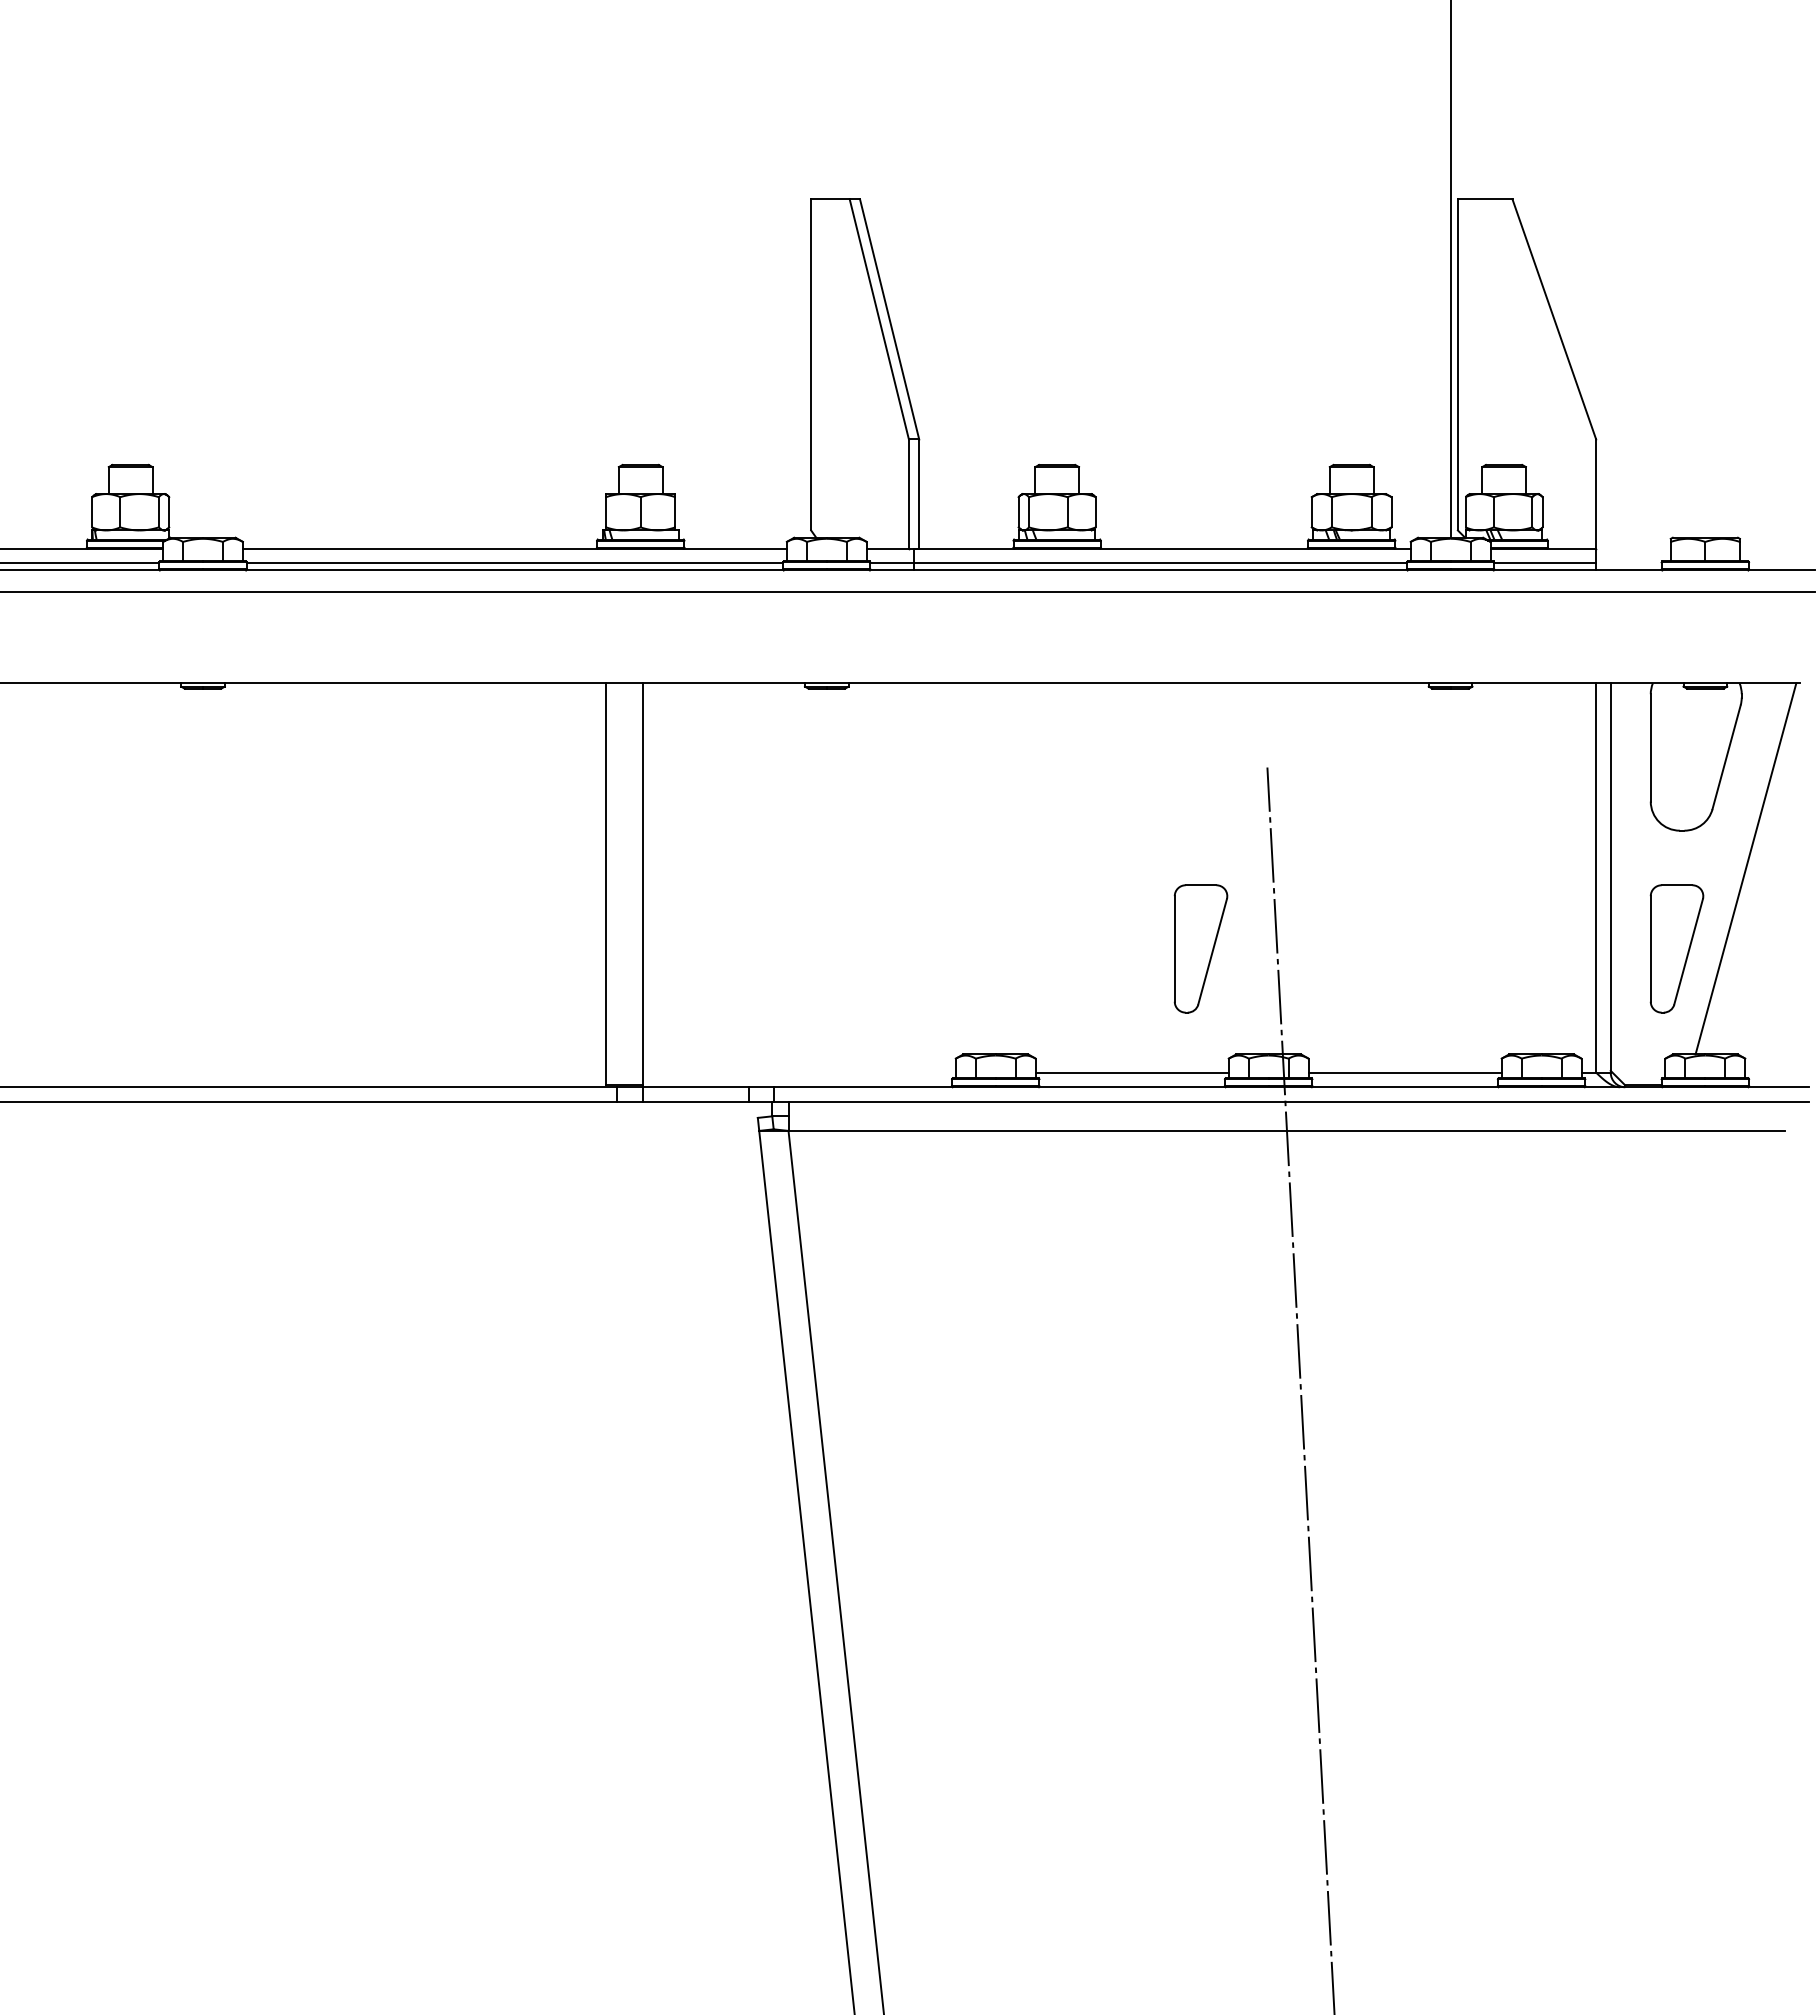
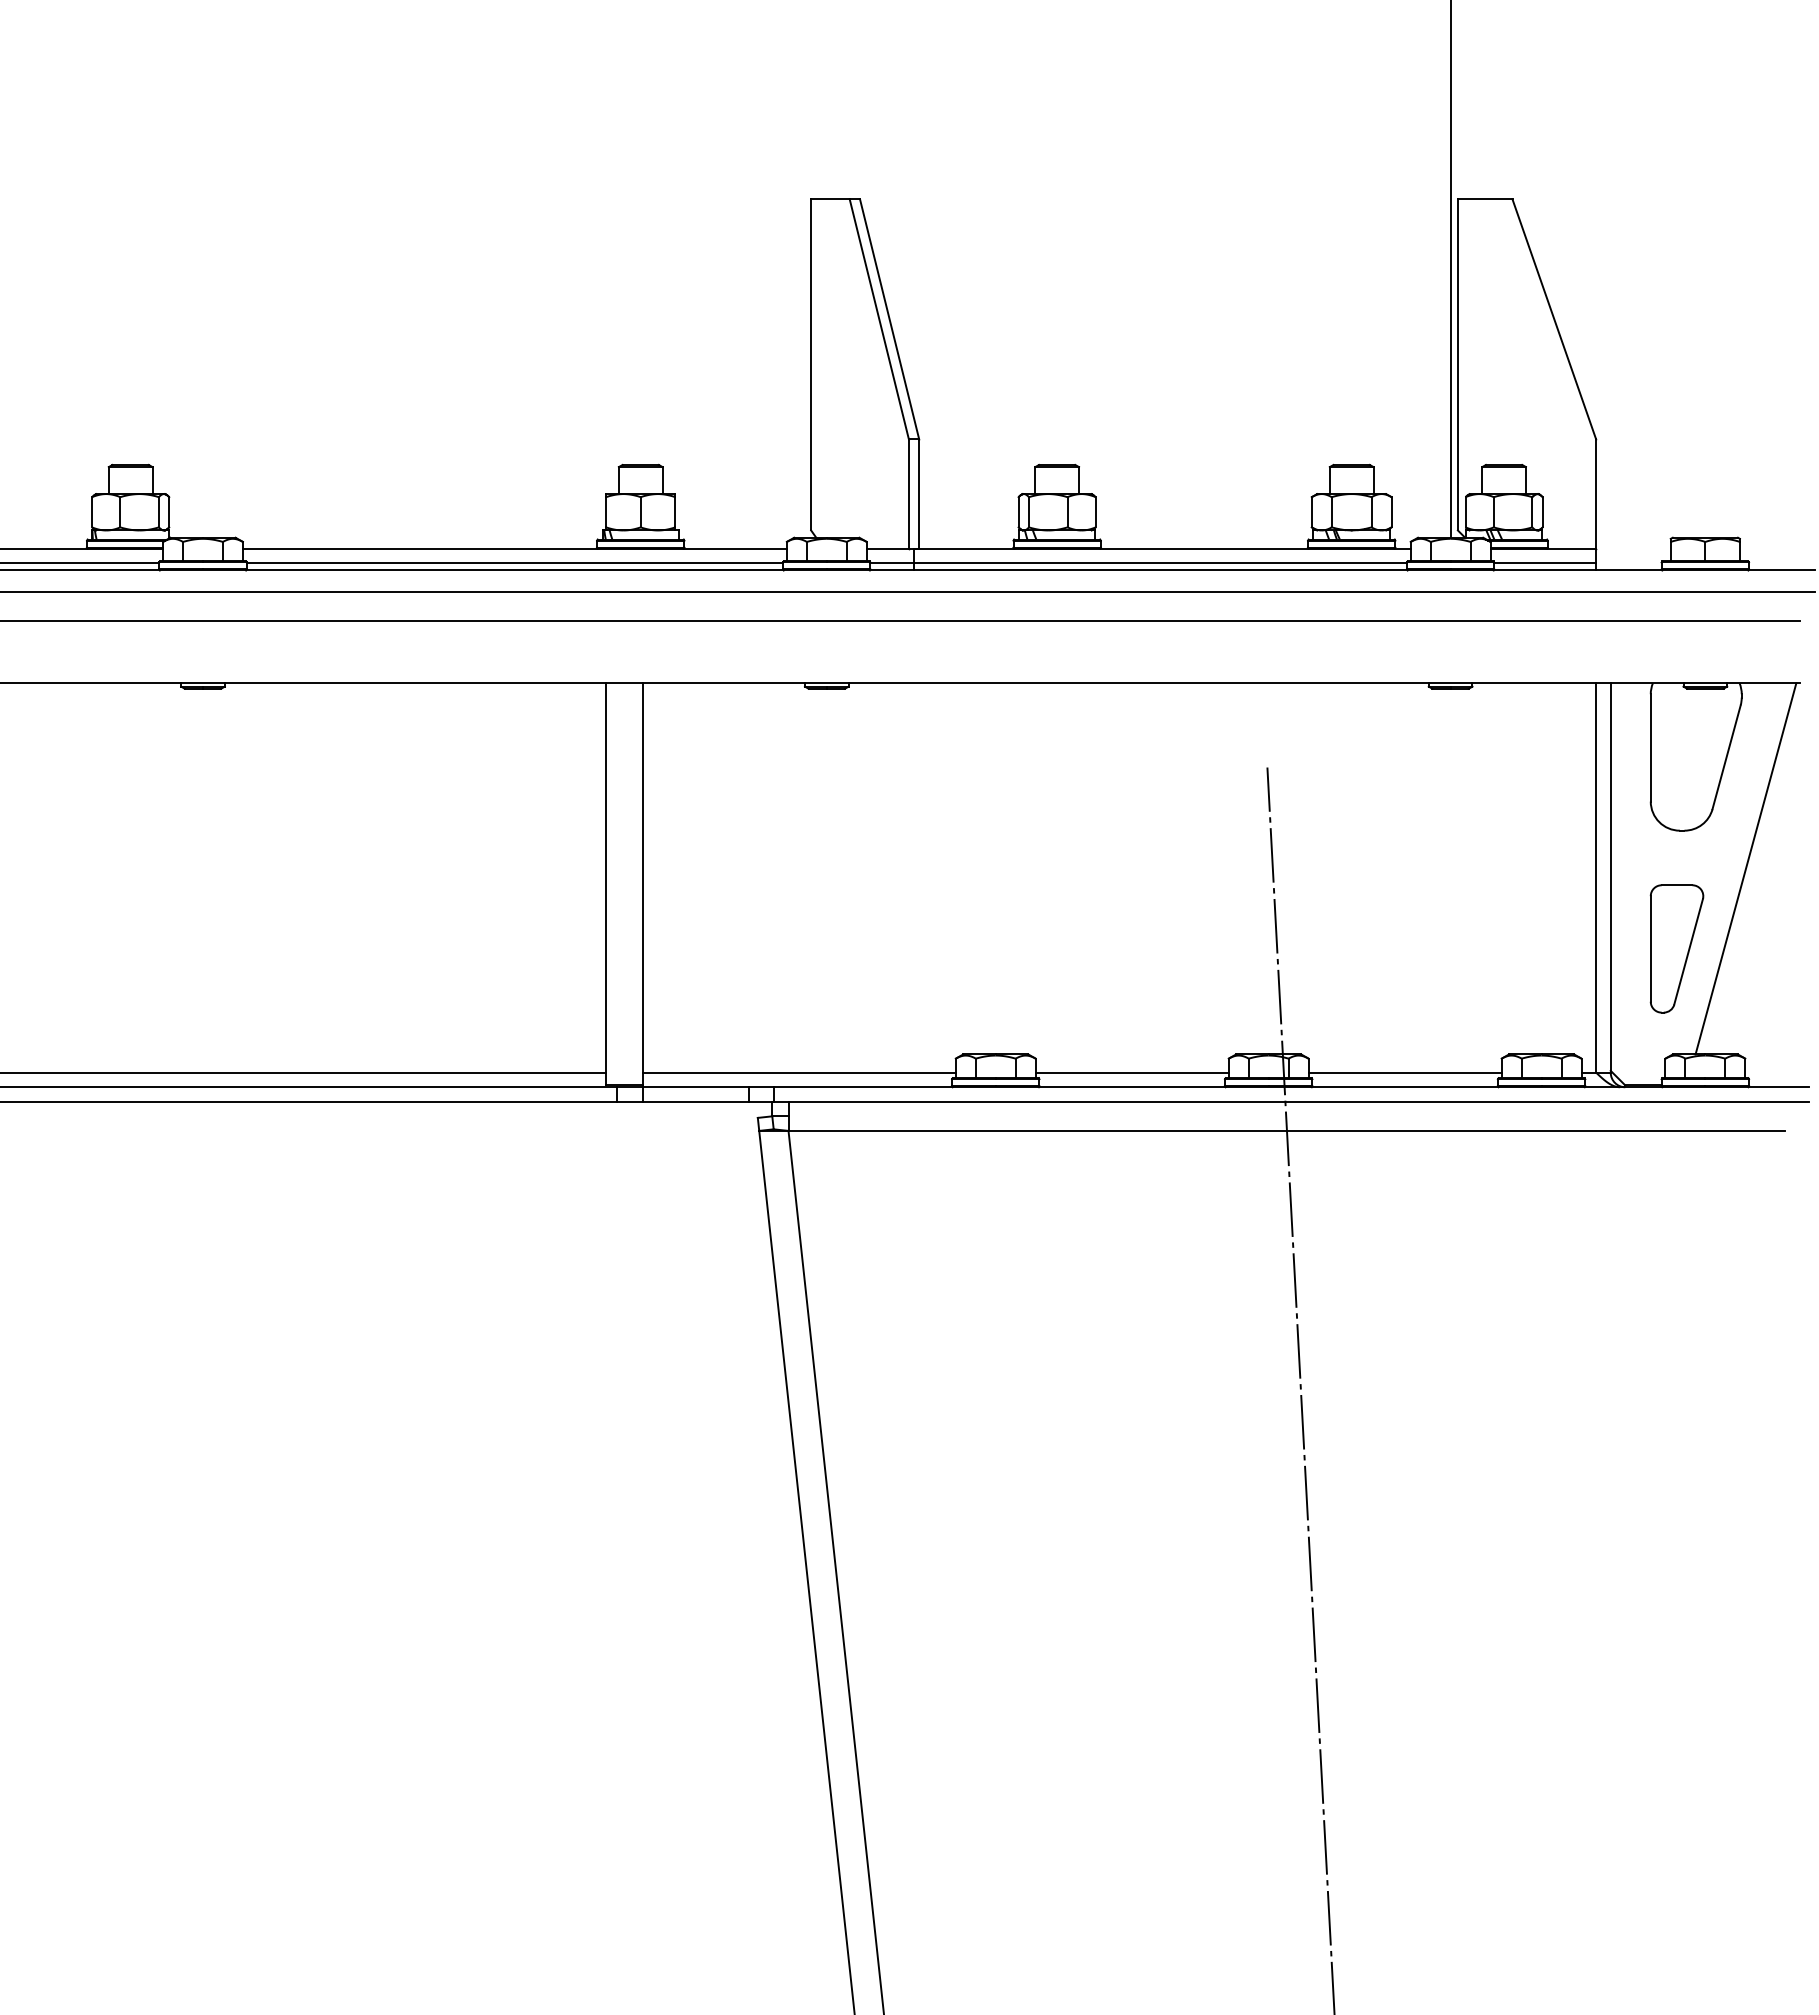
line: none -> present (900, 621)
part: present -> none (1200, 948)
line: none -> present (304, 1072)
line: none -> present (798, 1072)
